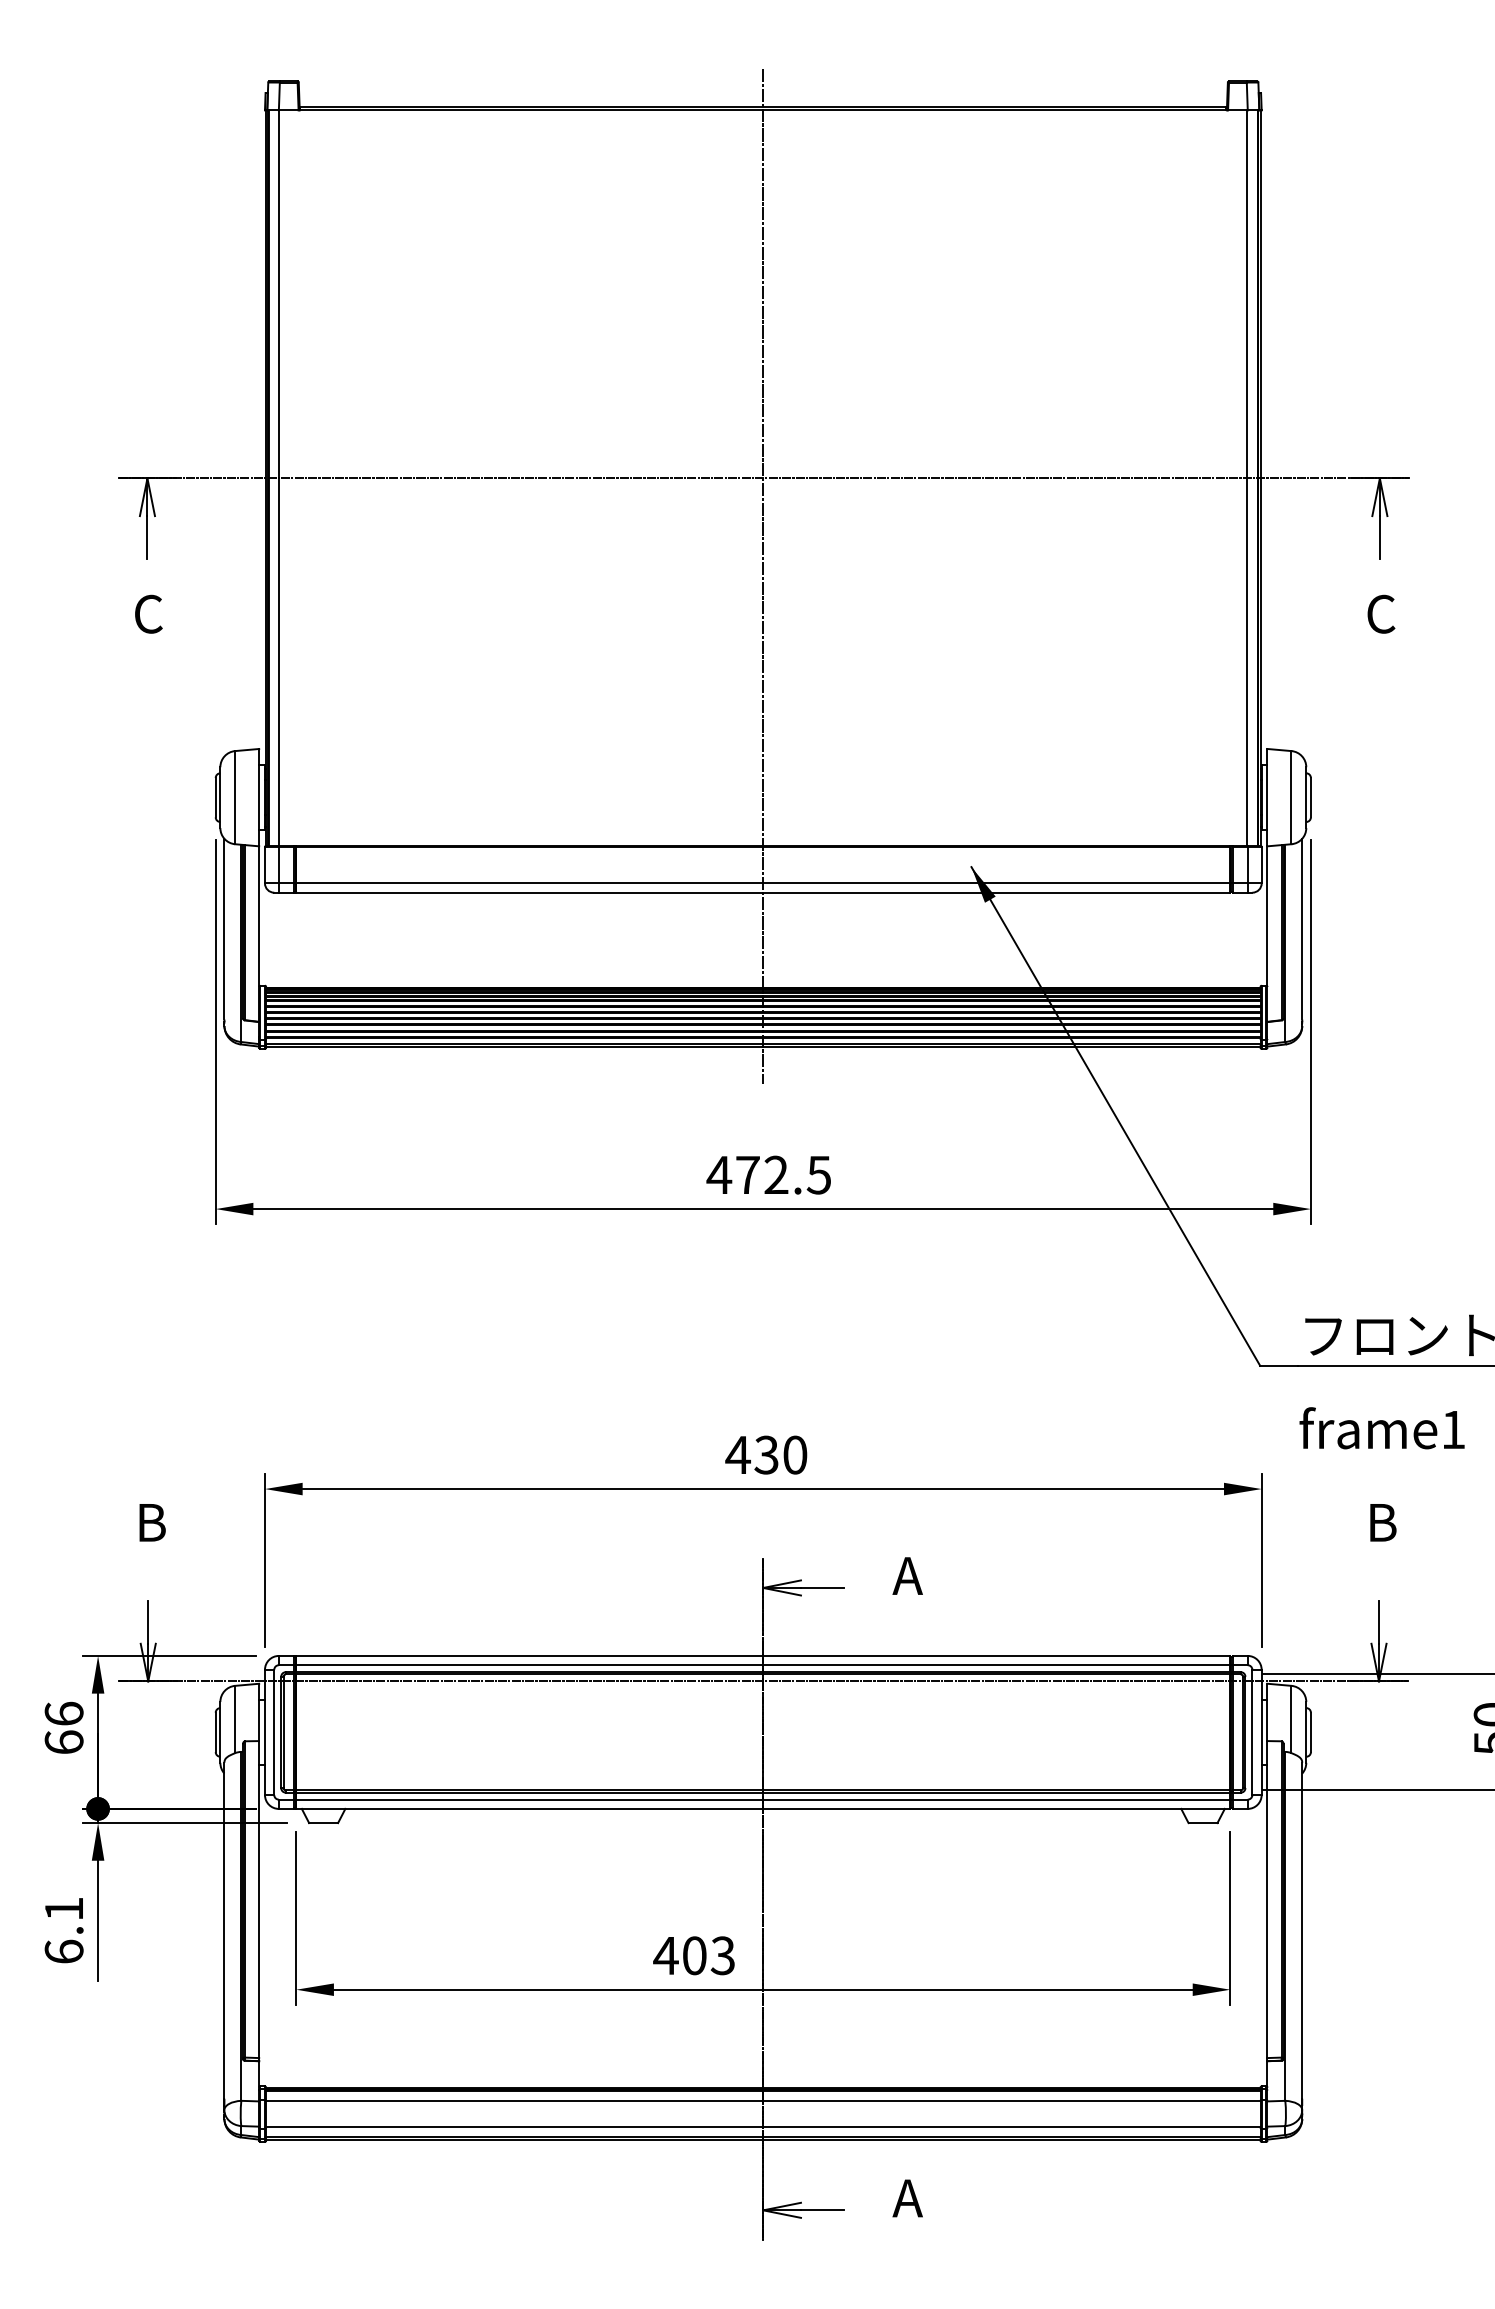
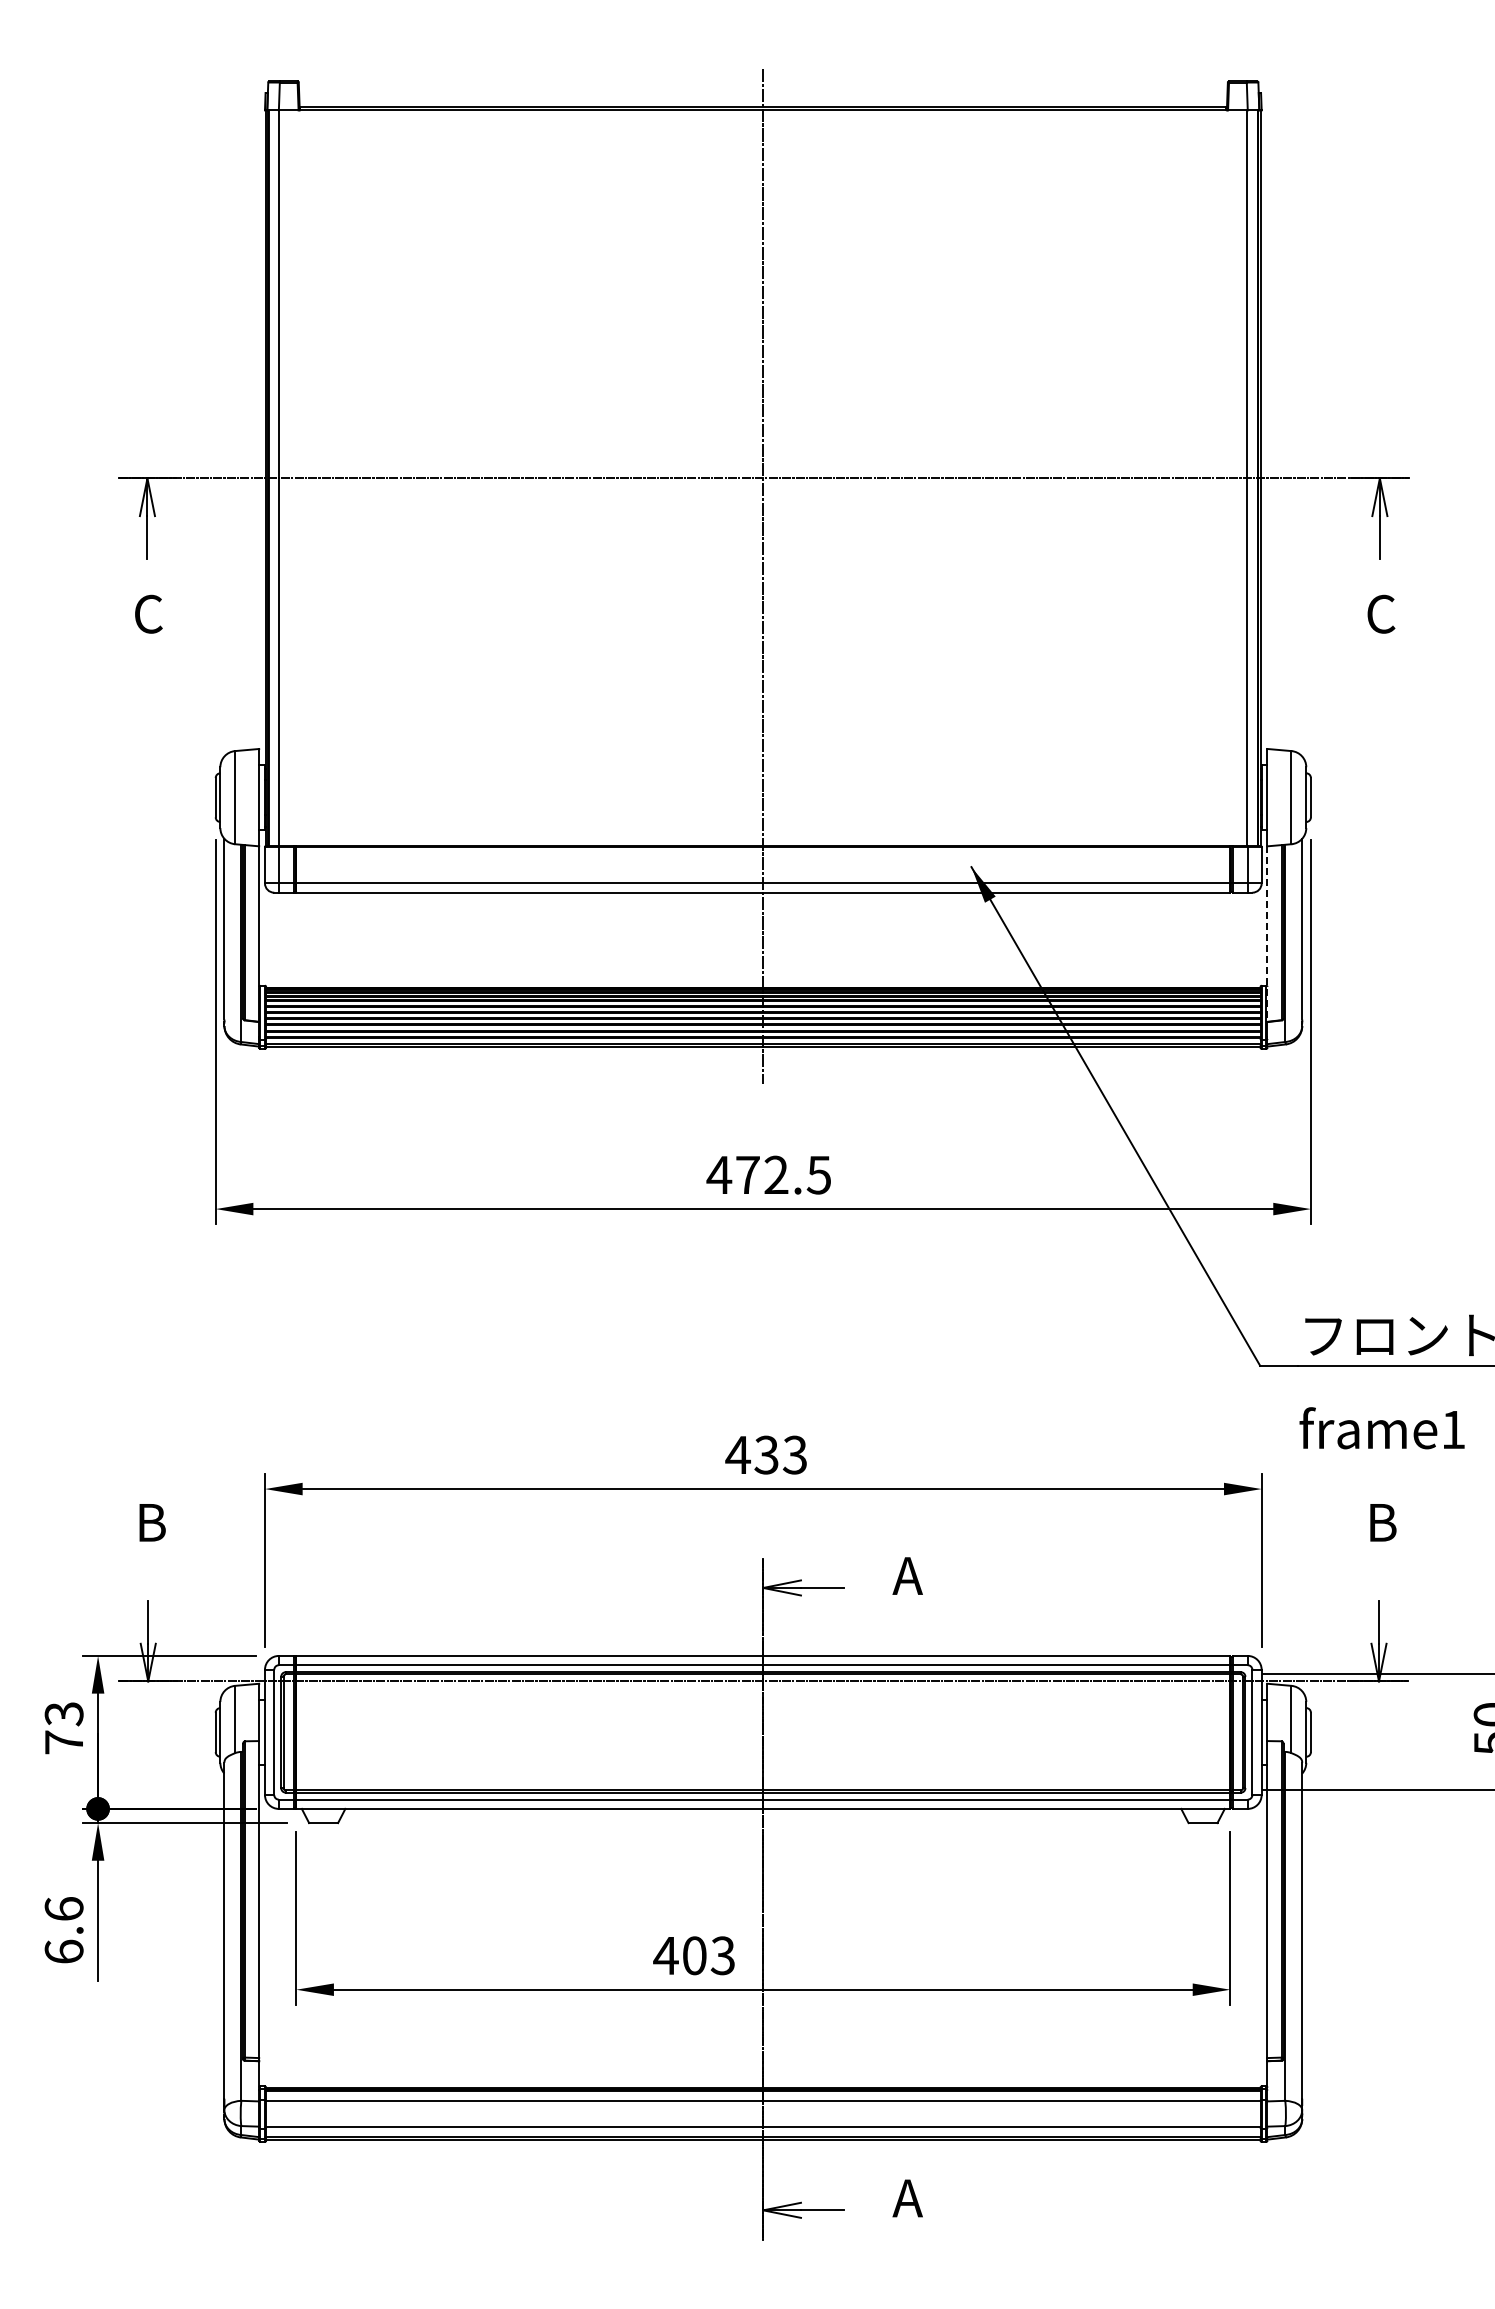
line: solid -> dashed (1267, 934)
text: 430 -> 433 (794, 1454)
text: 66 -> 73 (63, 1727)
text: 6.1 -> 6.6 (63, 1908)
